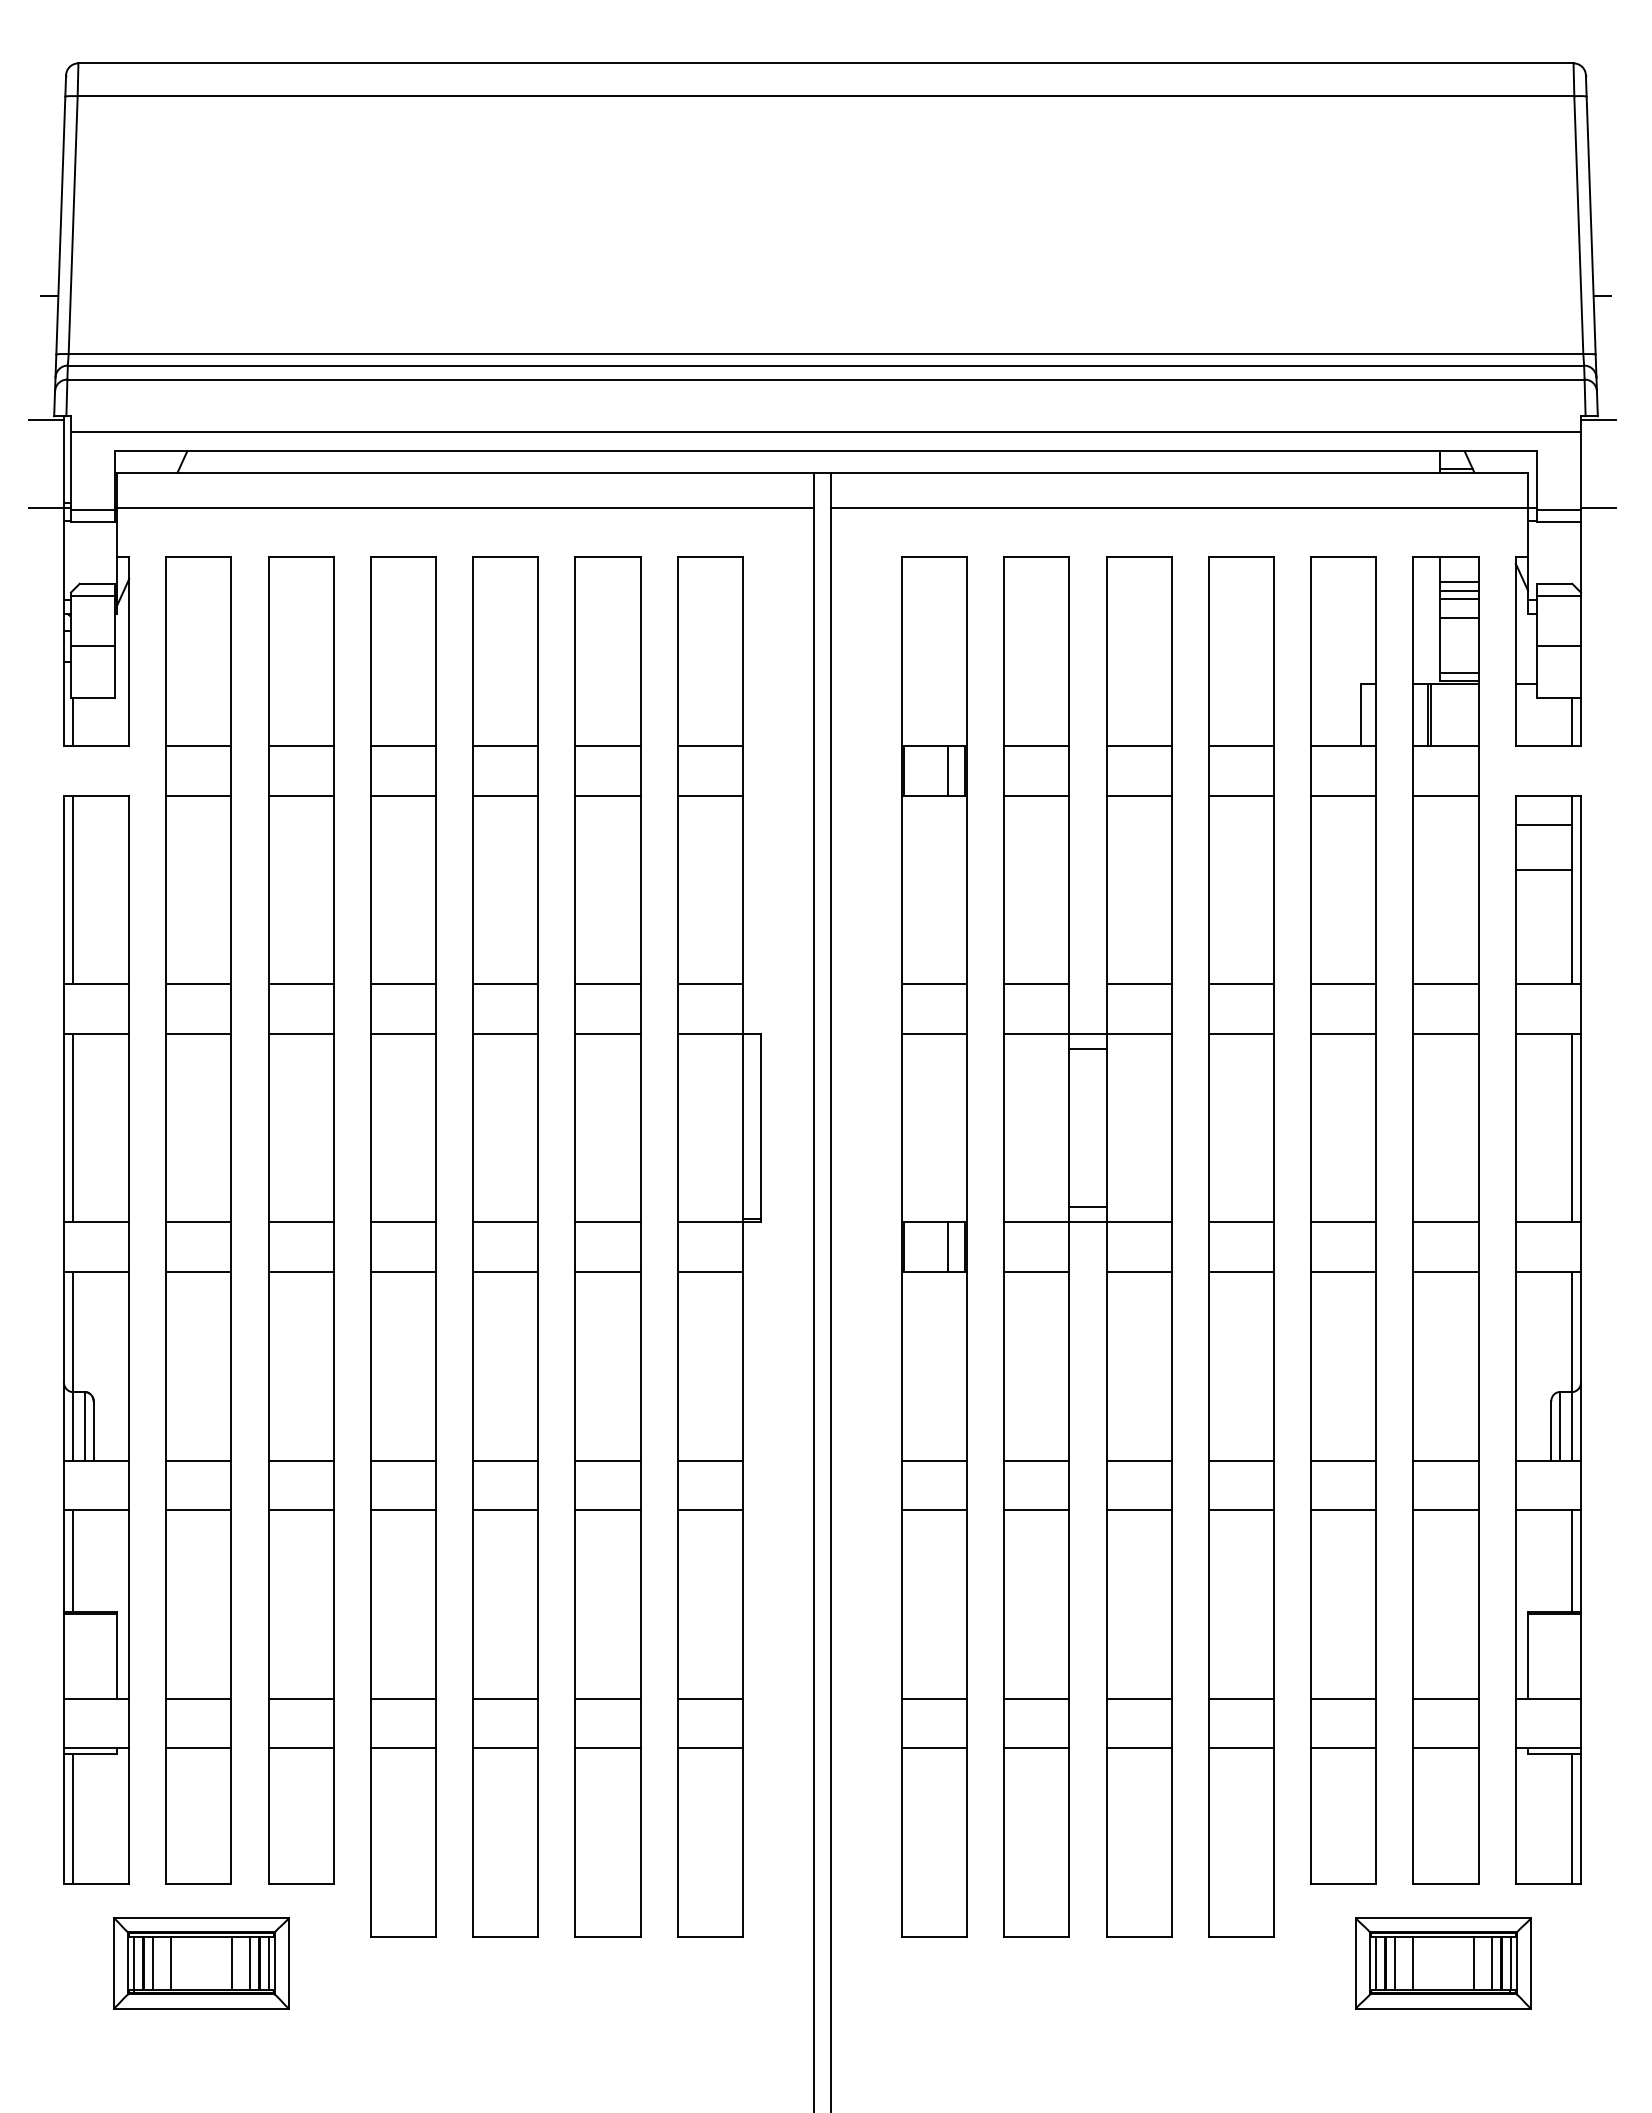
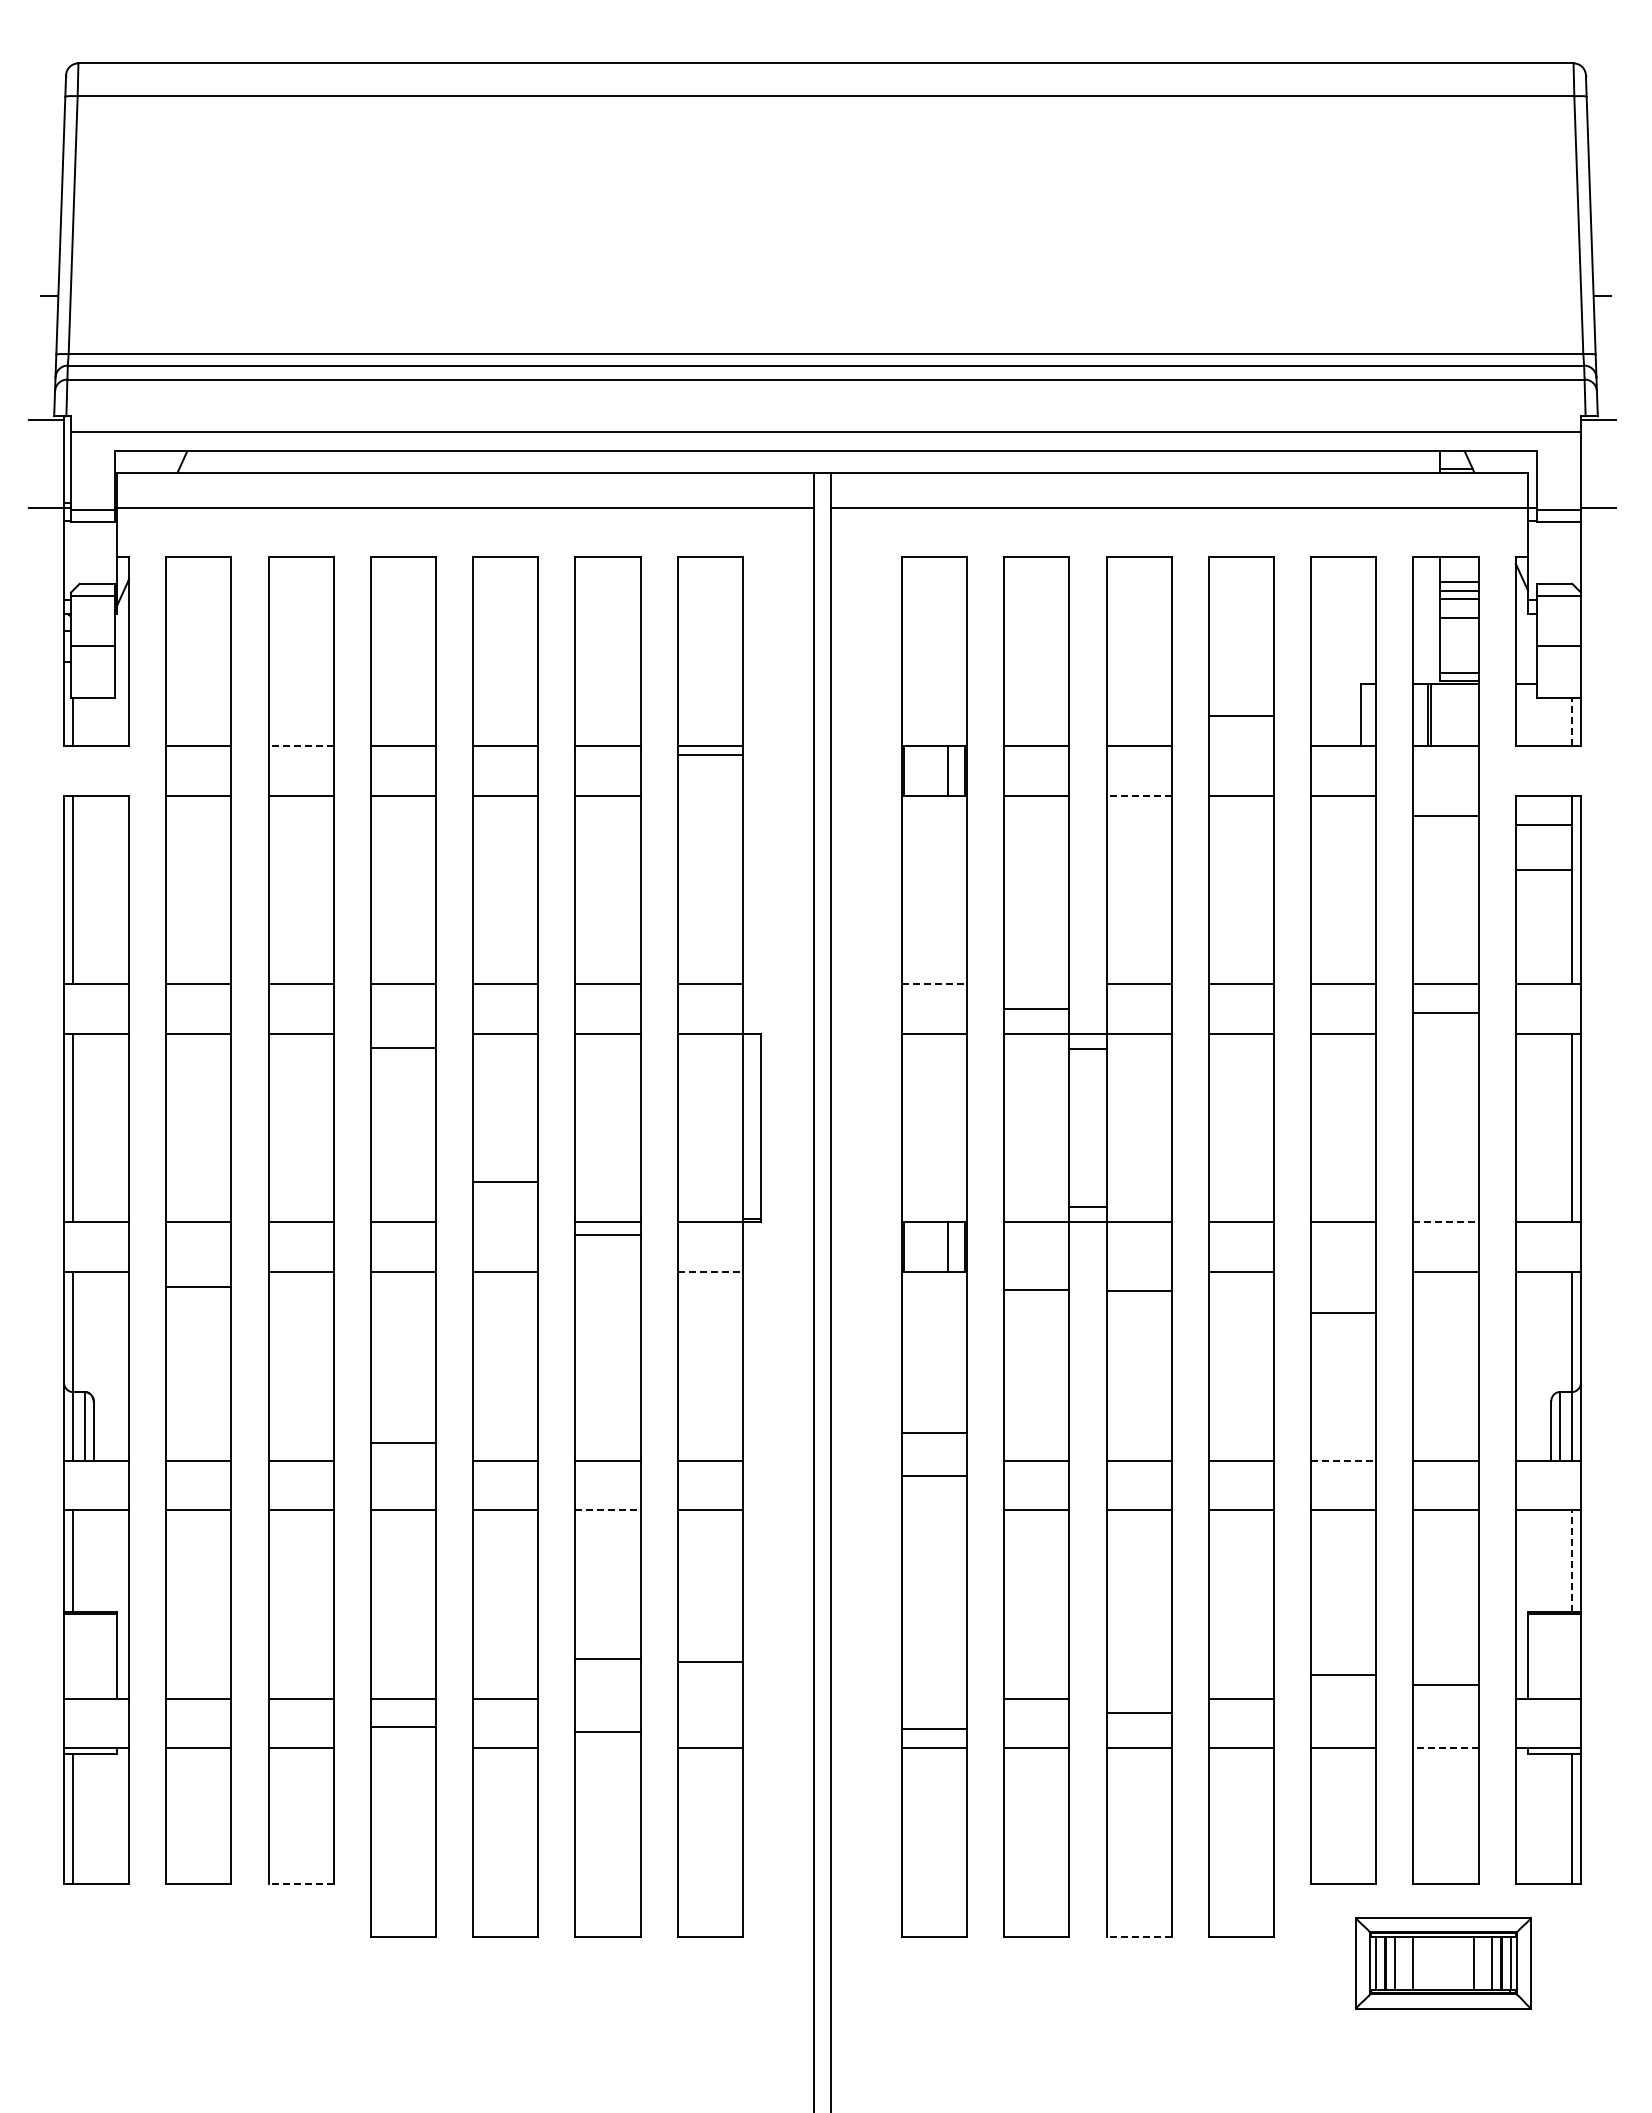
line: solid -> dashed (1572, 722)
line: solid -> dashed (301, 746)
line position: (1241, 746) -> (1241, 716) (1241, 716)
line position: (710, 795) -> (710, 754) (710, 754)
line: solid -> dashed (1139, 795)
line position: (1445, 795) -> (1445, 815) (1445, 815)
line: solid -> dashed (934, 984)
line position: (1036, 984) -> (1036, 1009) (1036, 1009)
line position: (403, 1033) -> (403, 1047) (403, 1047)
line position: (1445, 1033) -> (1445, 1012) (1445, 1012)
line position: (505, 1222) -> (505, 1182) (505, 1182)
line: solid -> dashed (1446, 1222)
line position: (198, 1271) -> (198, 1286) (198, 1286)
line position: (607, 1271) -> (607, 1234) (607, 1234)
line: solid -> dashed (710, 1271)
line position: (1036, 1271) -> (1036, 1289) (1036, 1289)
line position: (1138, 1271) -> (1138, 1290) (1138, 1290)
line position: (1343, 1271) -> (1343, 1312) (1343, 1312)
line position: (403, 1460) -> (403, 1442) (403, 1442)
line position: (934, 1460) -> (934, 1432) (934, 1432)
line: solid -> dashed (1343, 1460)
line: solid -> dashed (608, 1509)
line position: (934, 1509) -> (934, 1475) (934, 1475)
line: solid -> dashed (1572, 1560)
line position: (607, 1698) -> (607, 1658) (607, 1658)
line position: (710, 1698) -> (710, 1661) (710, 1661)
line position: (934, 1698) -> (934, 1728) (934, 1728)
line position: (1138, 1698) -> (1138, 1712) (1138, 1712)
line position: (1343, 1698) -> (1343, 1674) (1343, 1674)
line position: (1445, 1698) -> (1445, 1684) (1445, 1684)
line position: (403, 1748) -> (403, 1727) (403, 1727)
line position: (607, 1748) -> (607, 1732) (607, 1732)
line: solid -> dashed (1446, 1748)
line: solid -> dashed (301, 1883)
line: solid -> dashed (1139, 1936)
part: present -> none (201, 1963)
